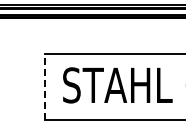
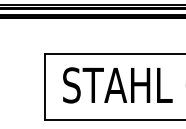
line: dashed -> solid (44, 87)
